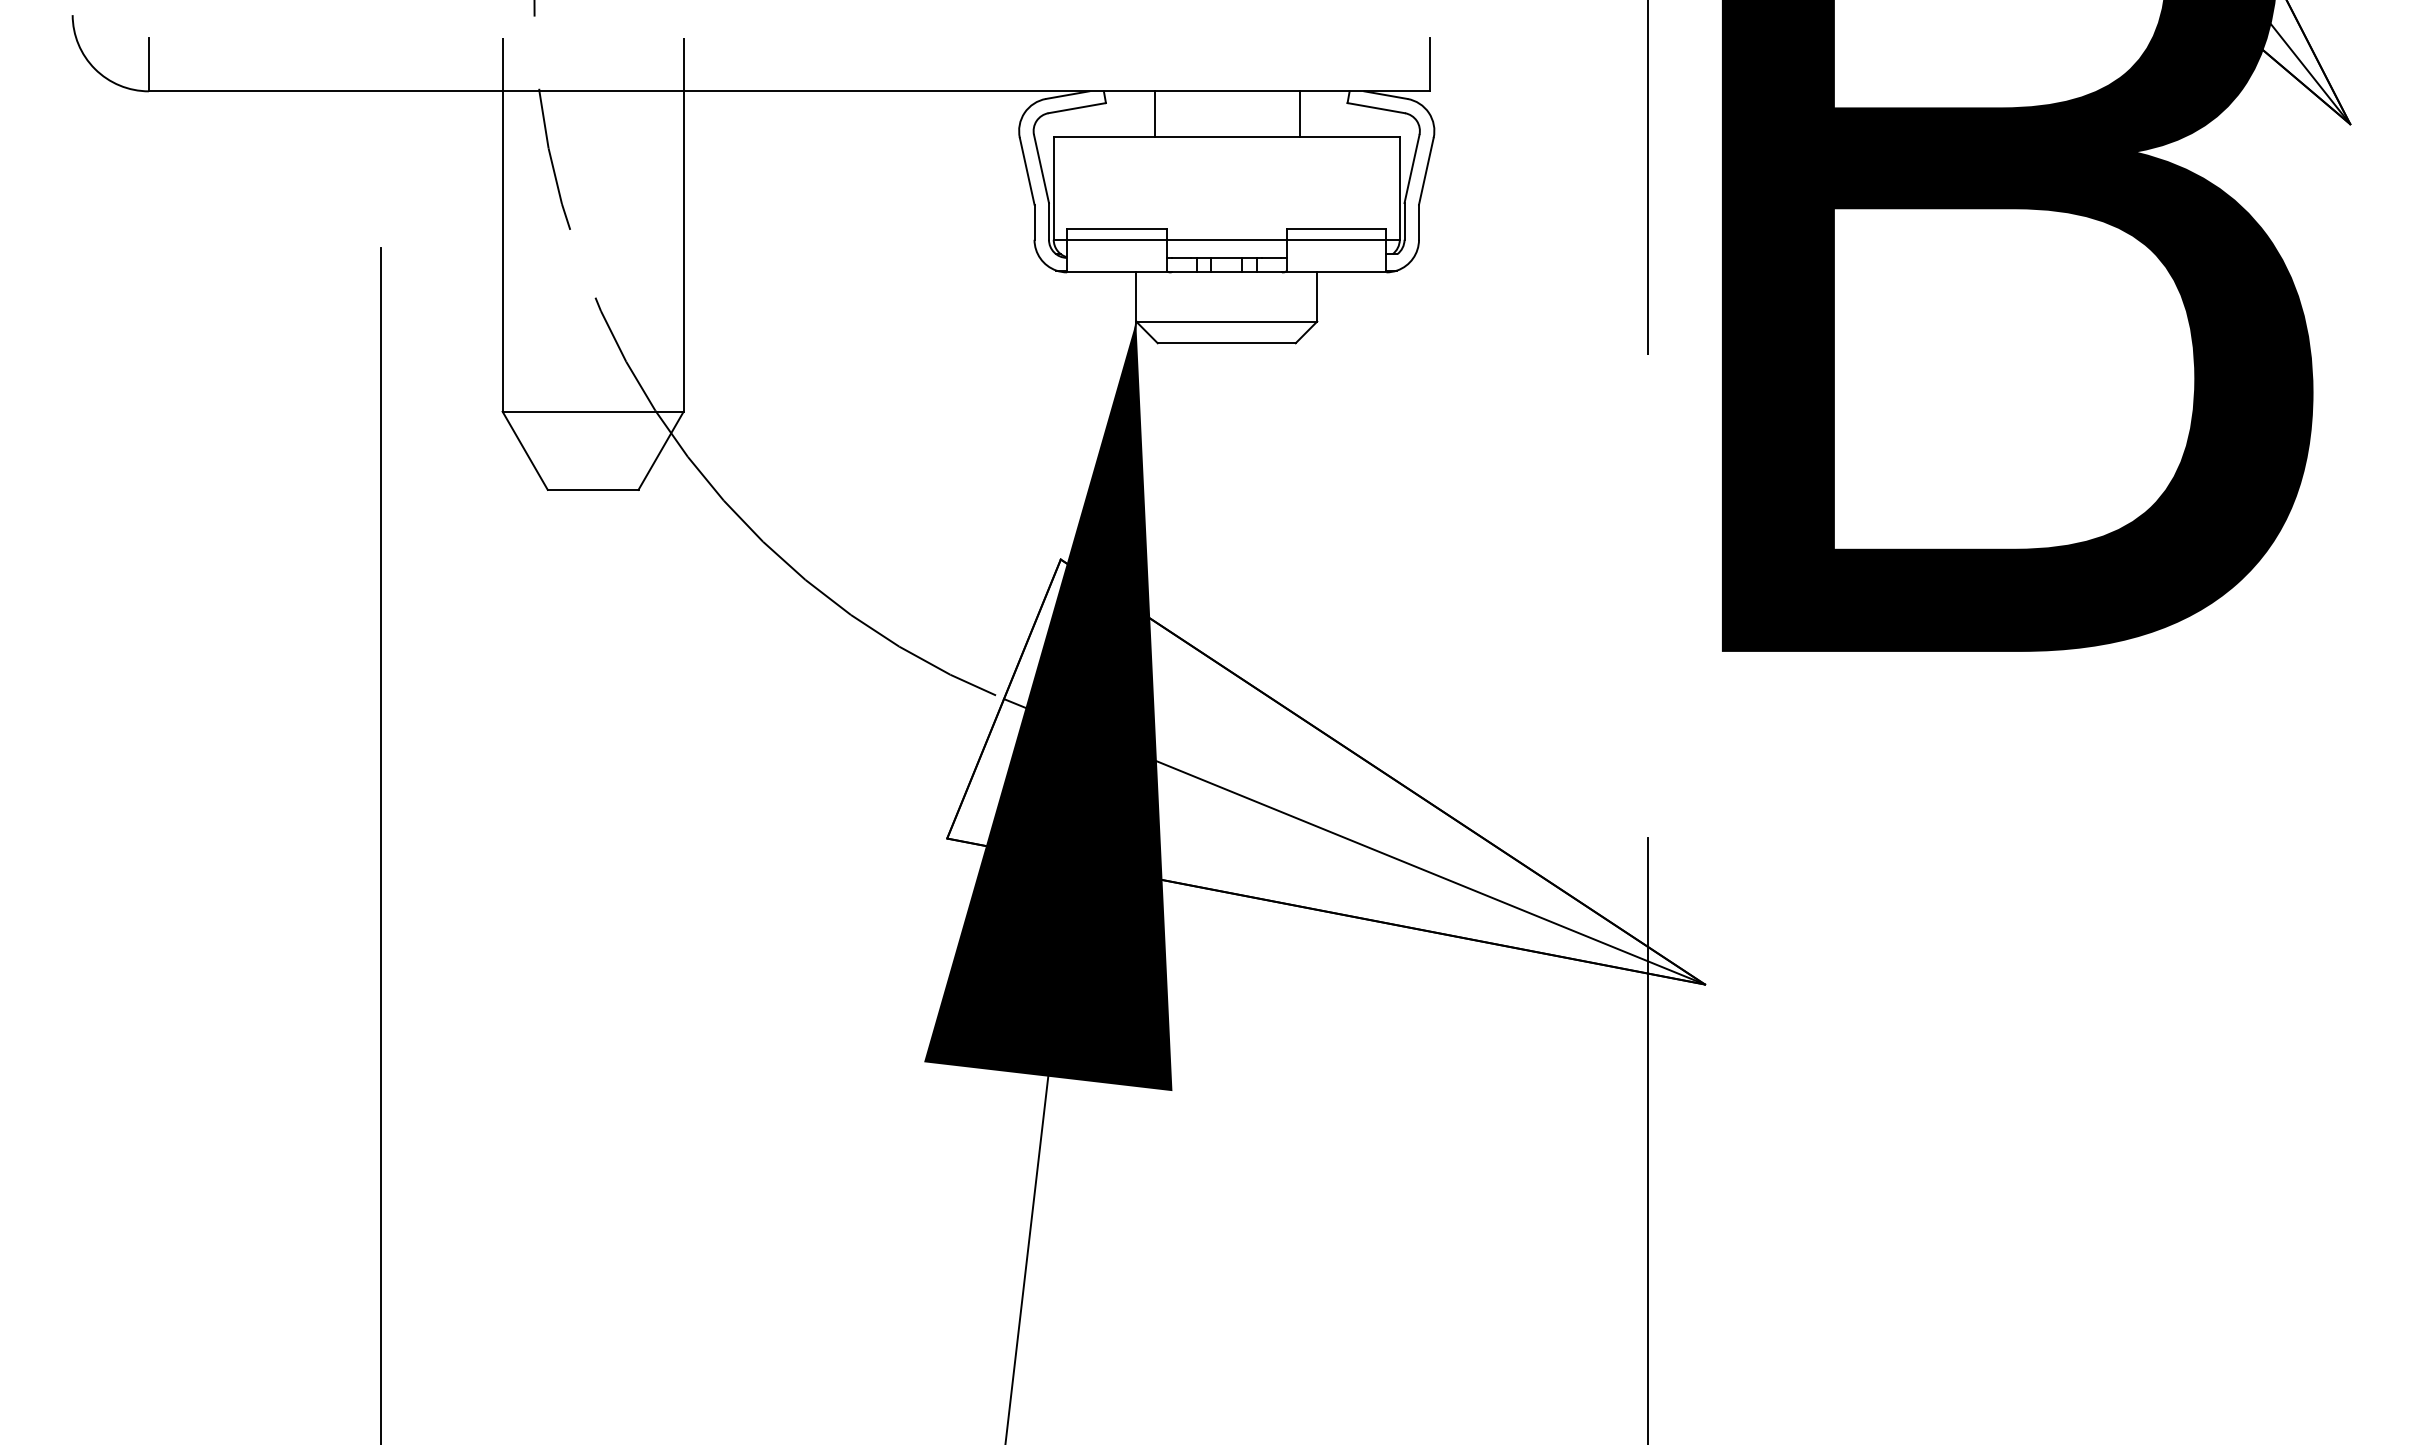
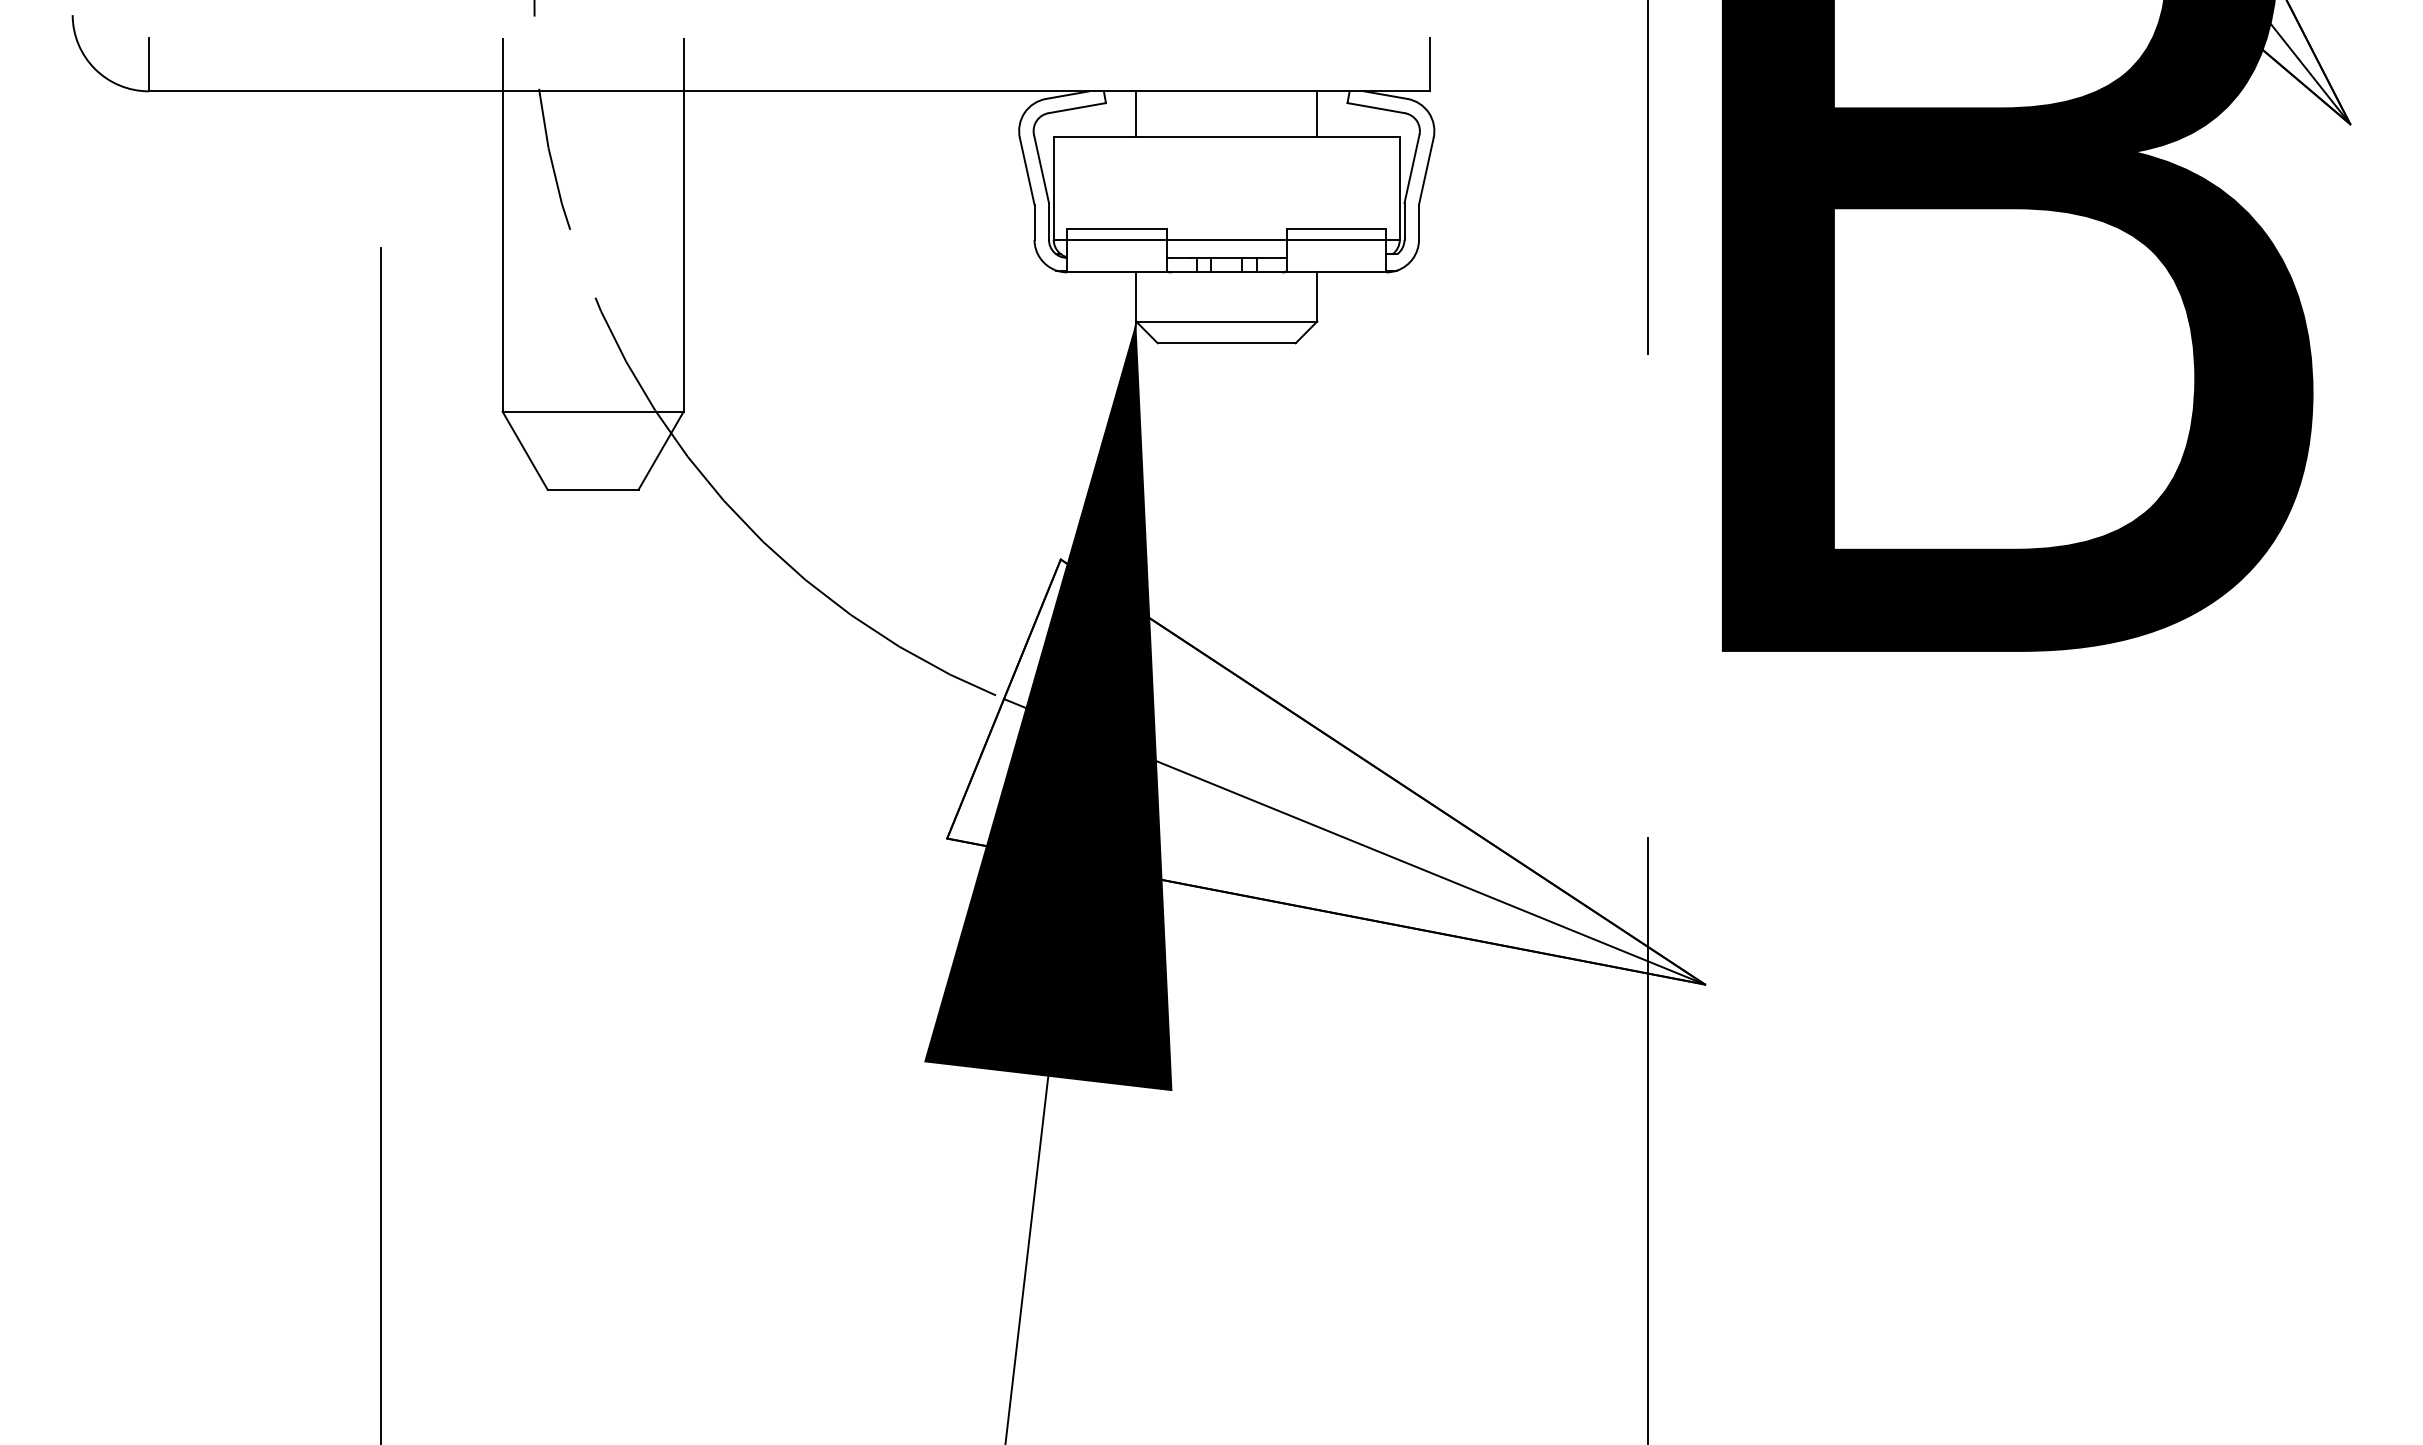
line position: (1155, 113) -> (1136, 113) (1136, 113)
line position: (1300, 113) -> (1317, 113) (1317, 113)
